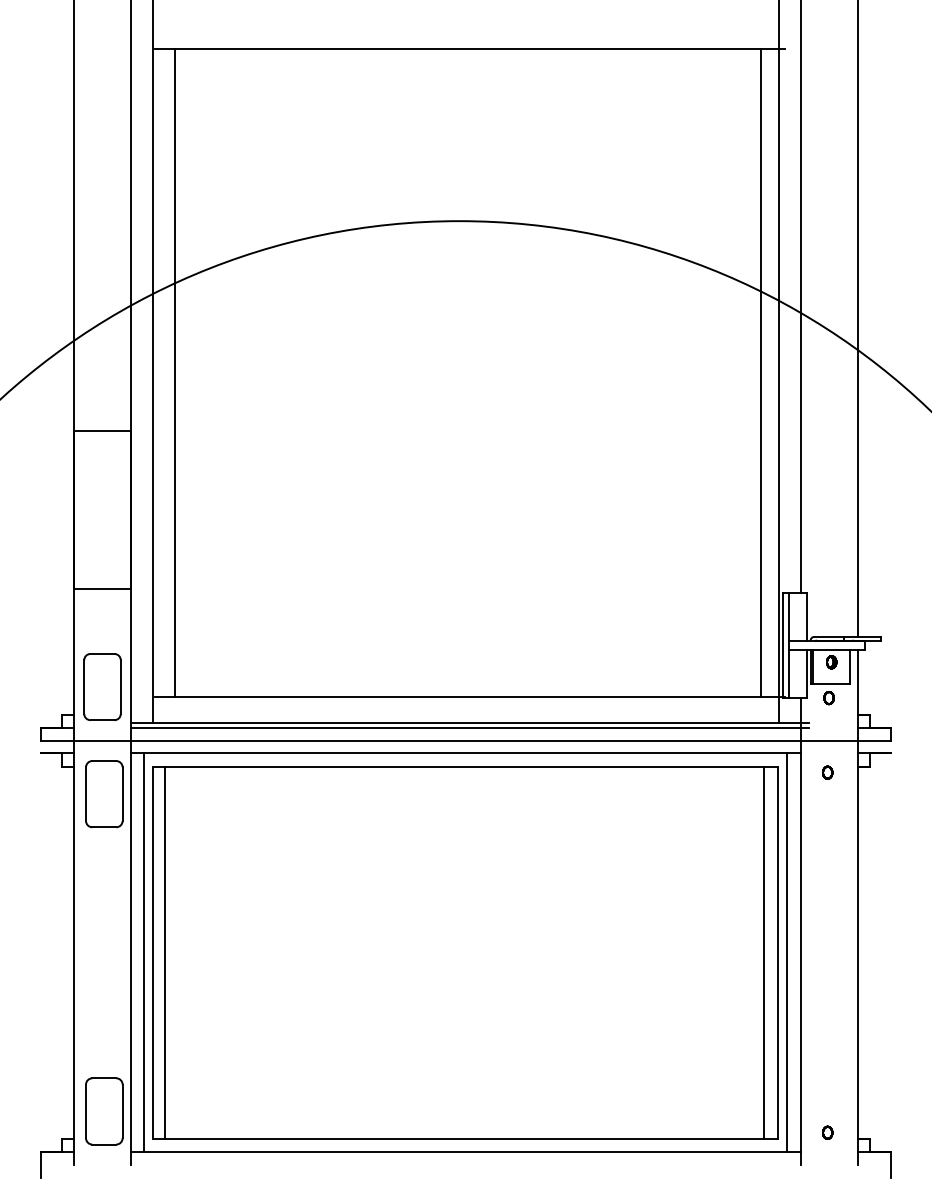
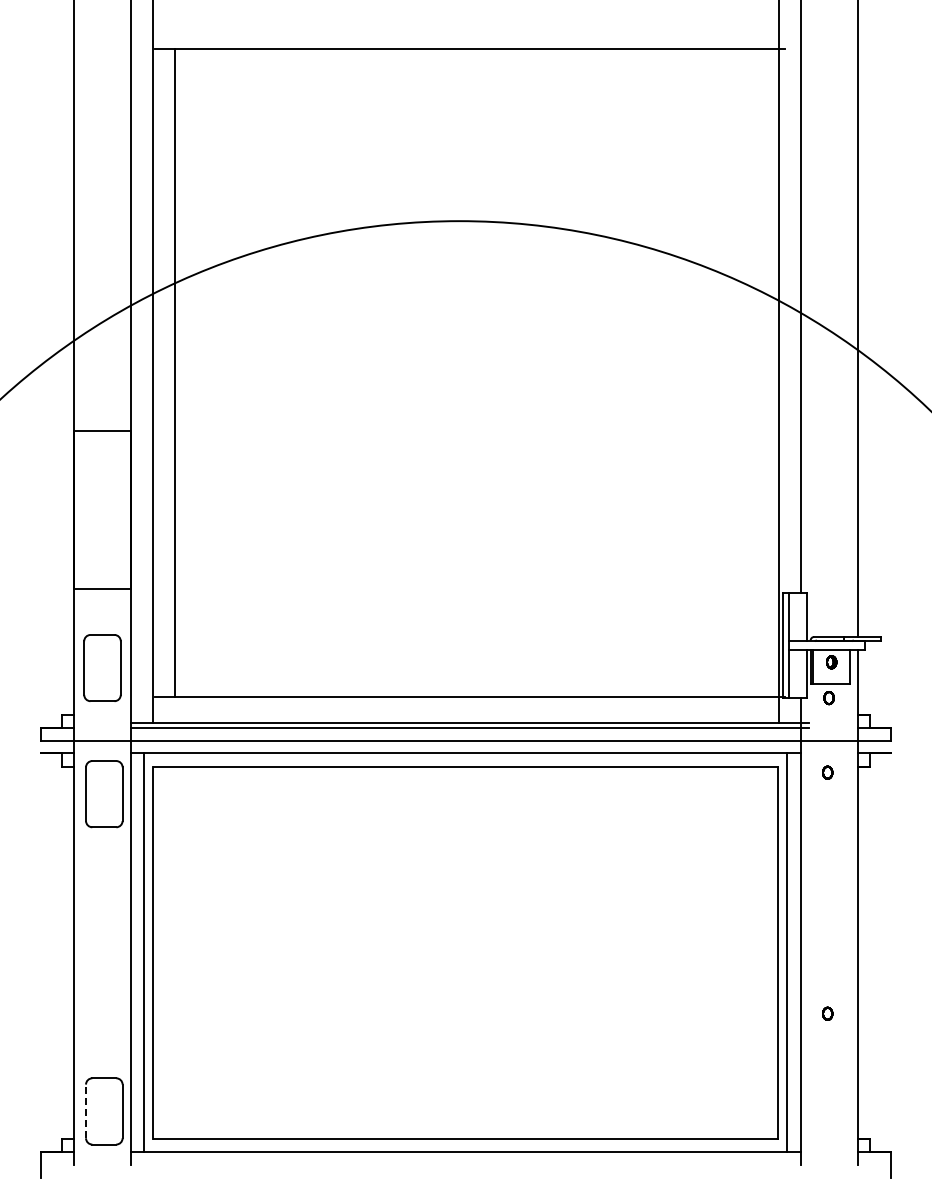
line: present -> none (760, 372)
part position: (102, 686) -> (102, 667) (102, 667)
line: present -> none (165, 952)
line: present -> none (764, 952)
line: solid -> dashed (86, 1111)
part position: (827, 1132) -> (827, 1013) (827, 1013)
